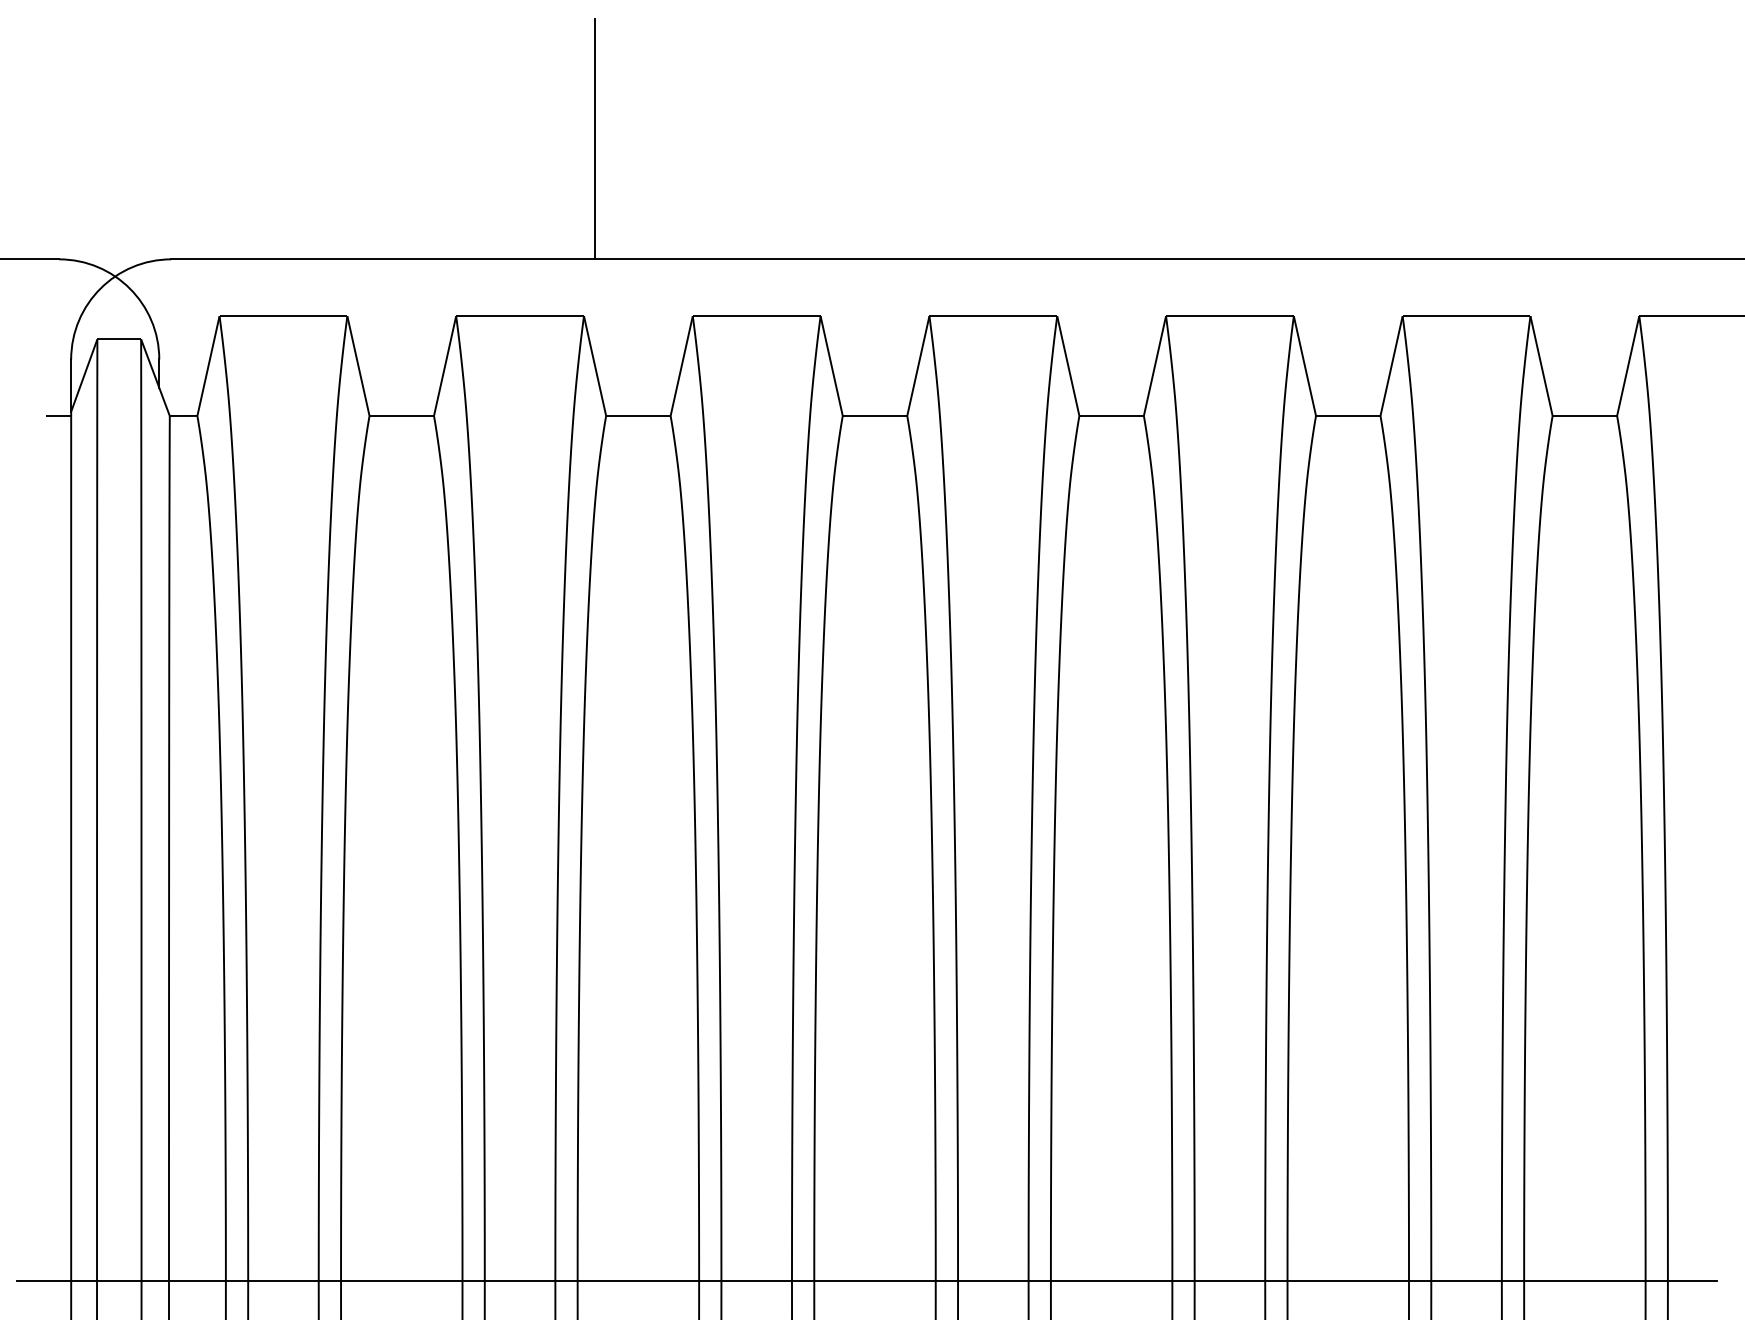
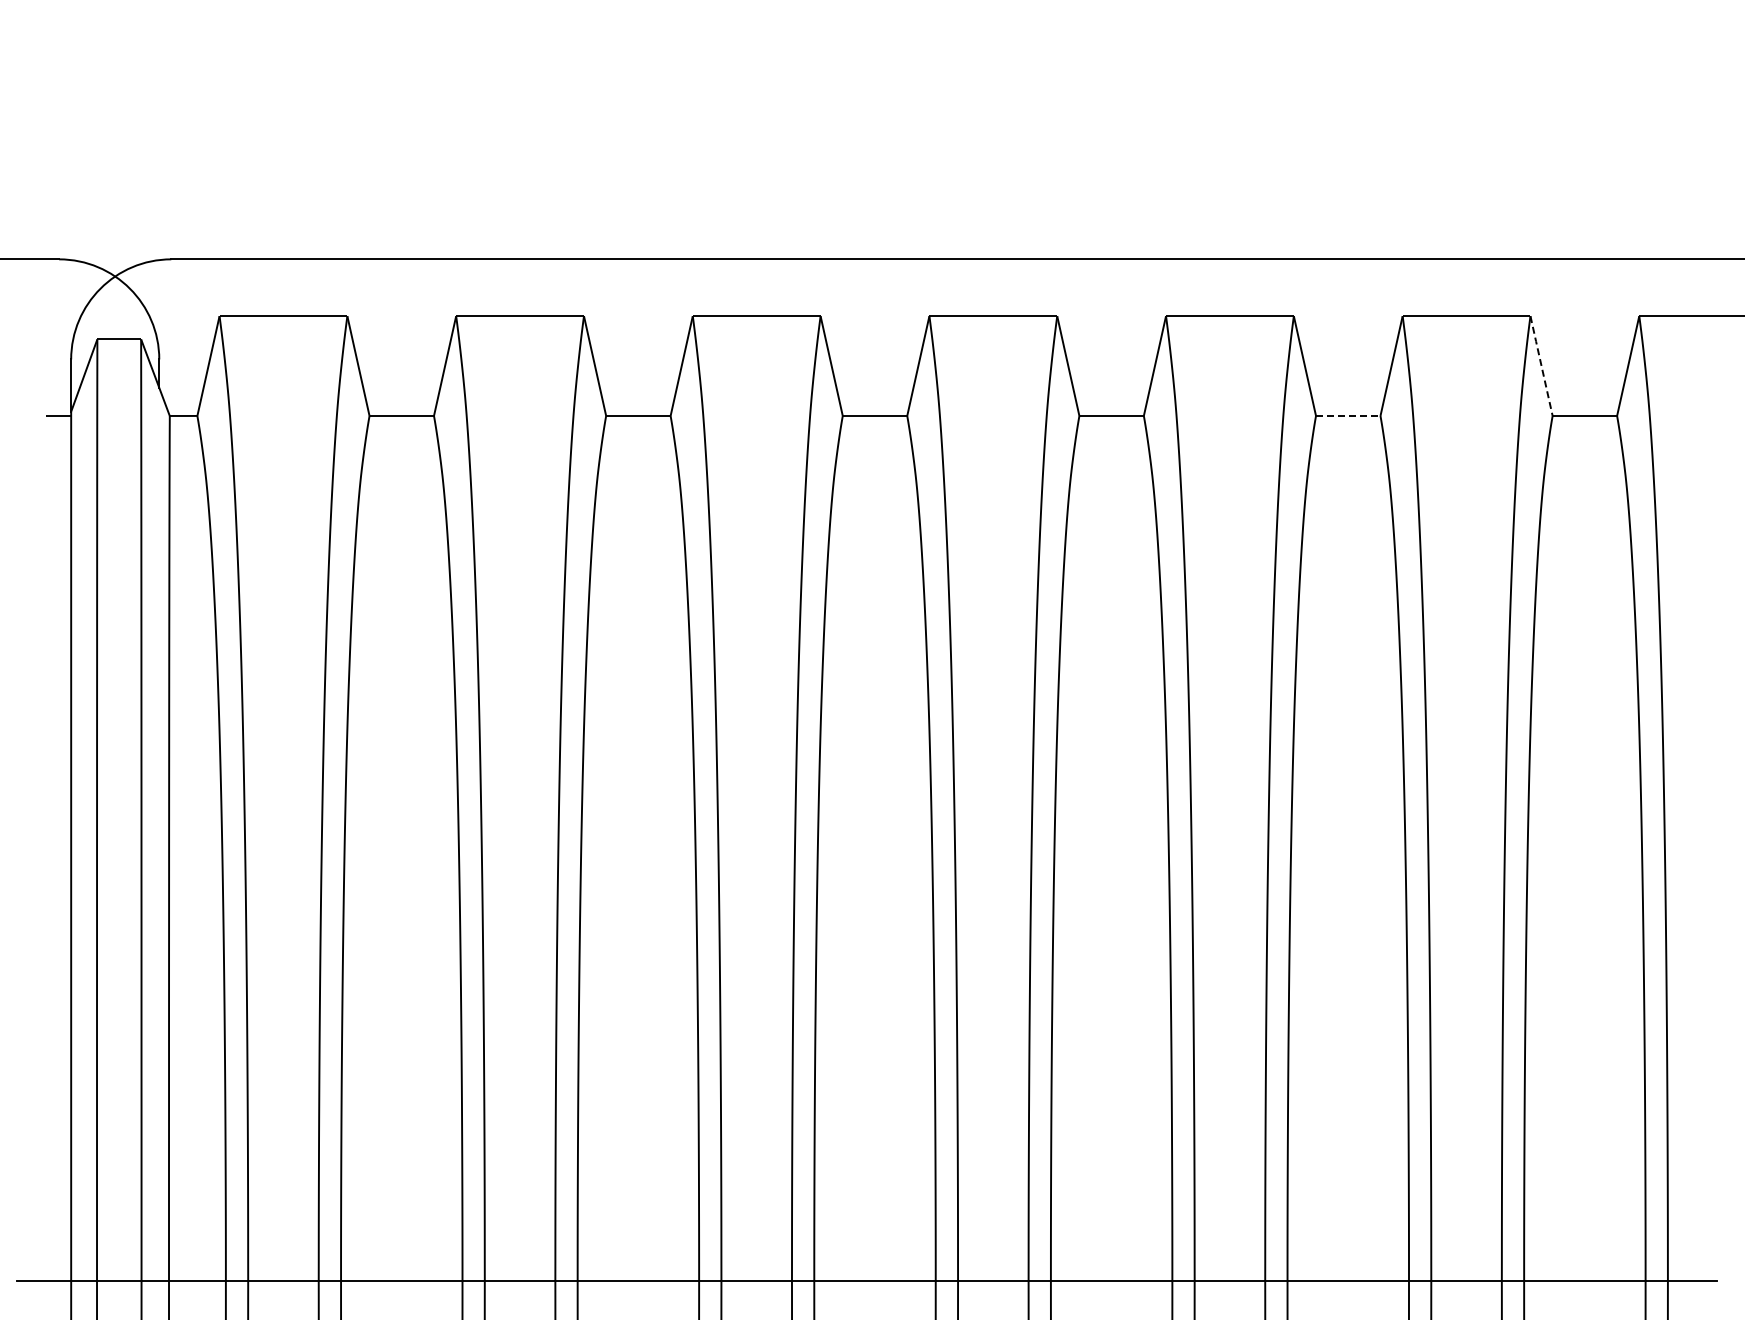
line: present -> none (594, 139)
line: solid -> dashed (1541, 366)
line: solid -> dashed (1349, 415)
